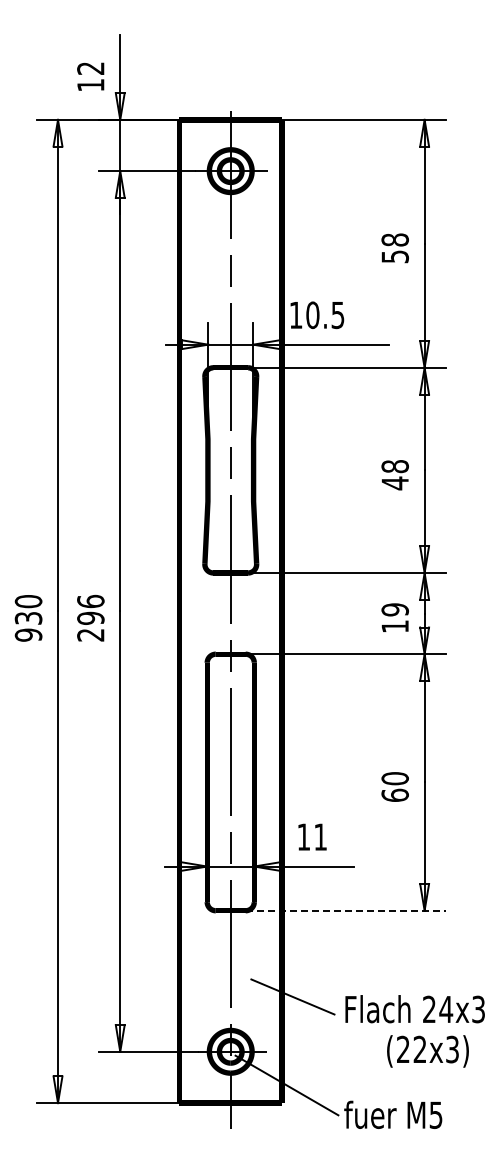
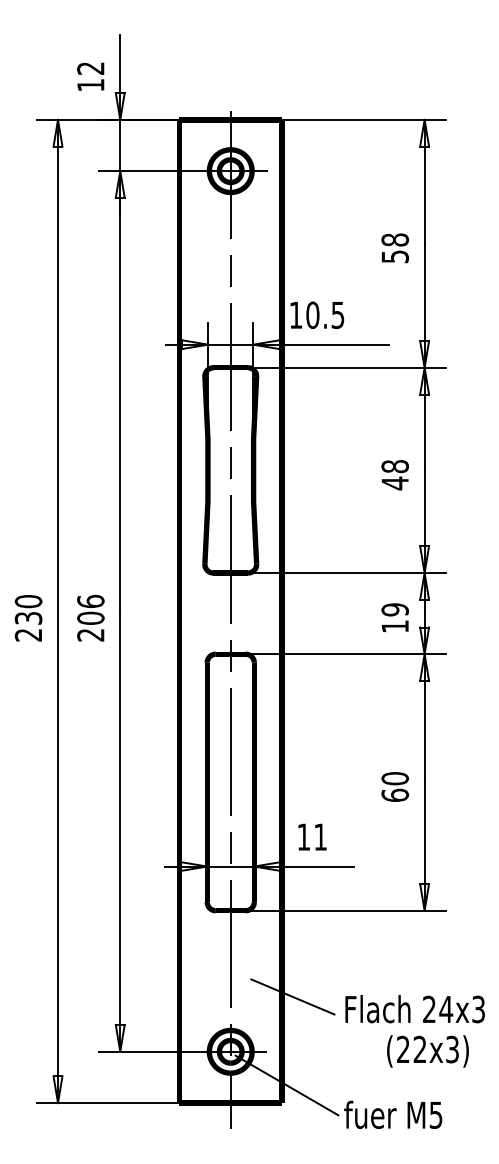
text: 296 -> 206 (90, 617)
text: 930 -> 230 (28, 634)
line: dashed -> solid (346, 910)
